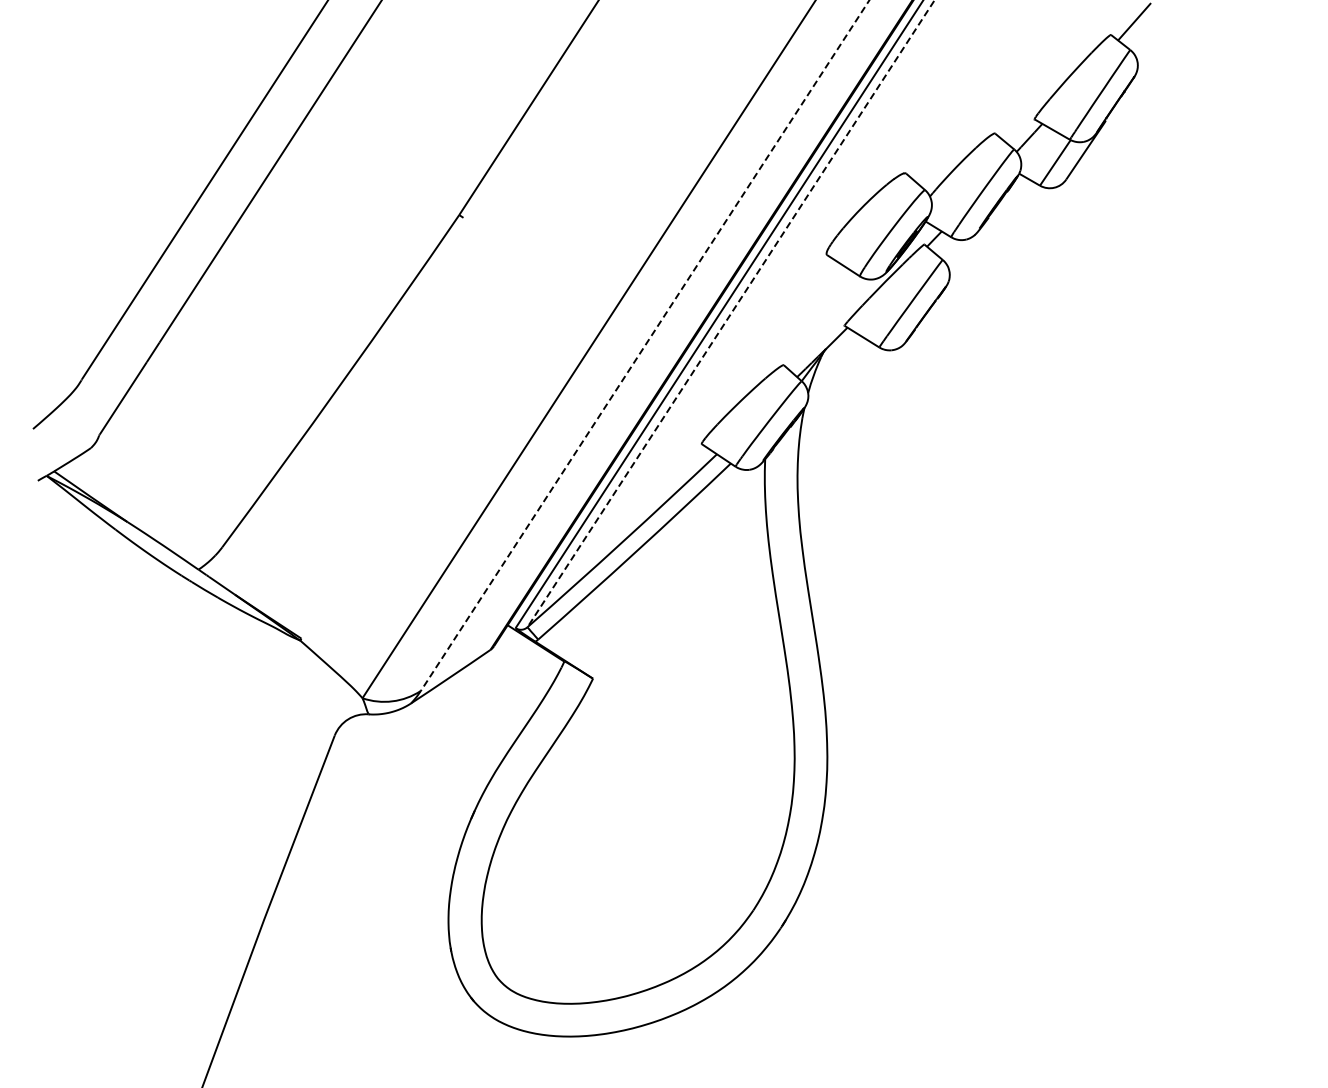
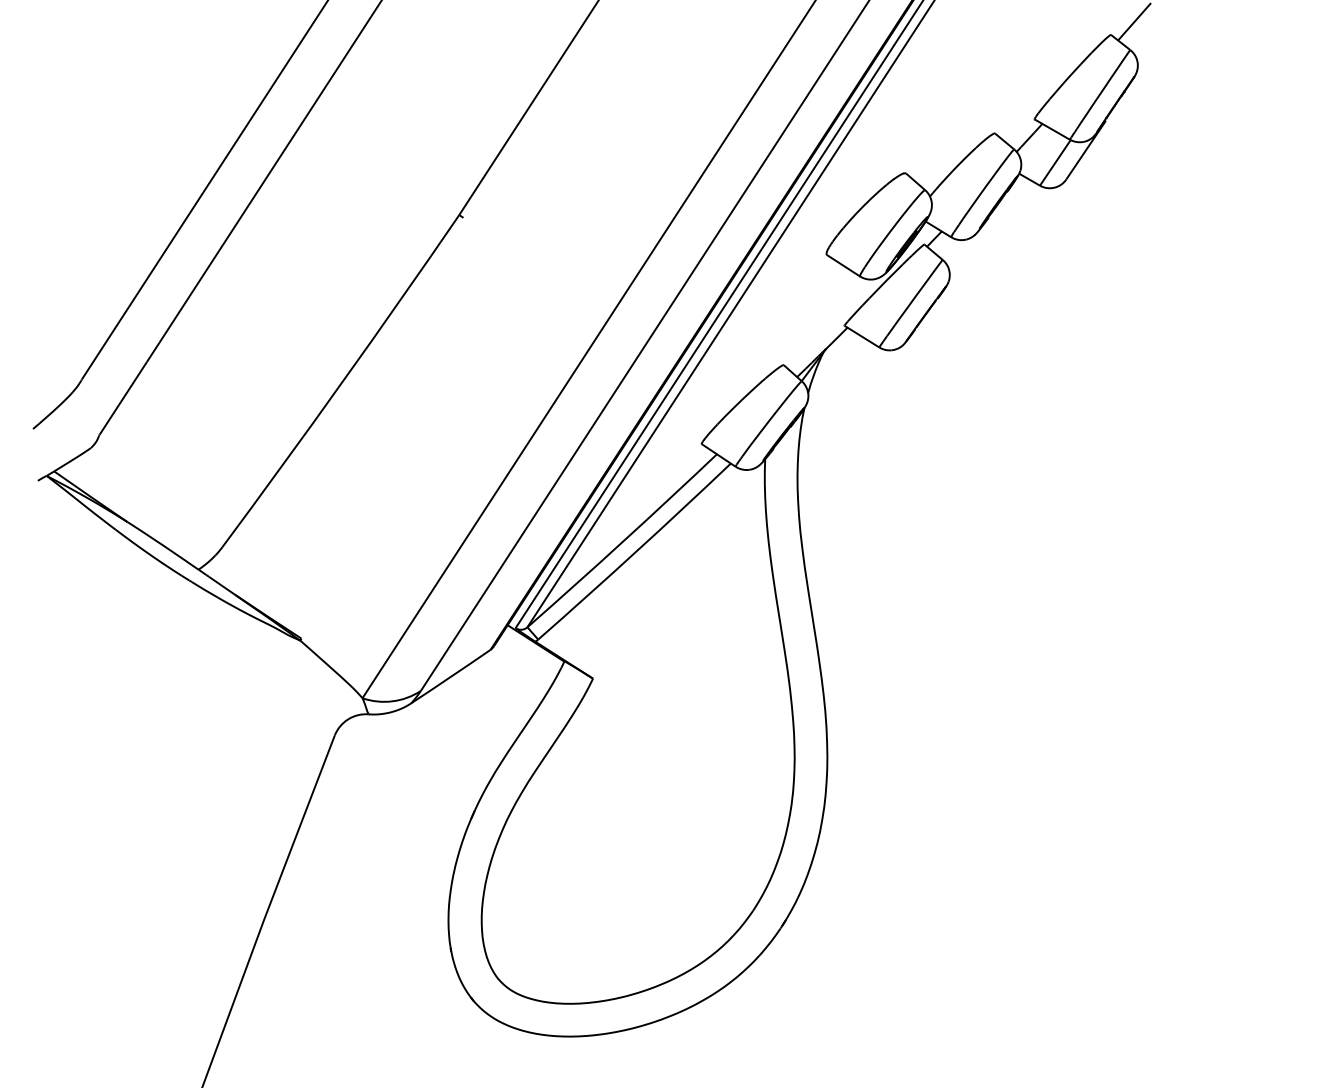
line: dashed -> solid (731, 313)
line: dashed -> solid (644, 346)
